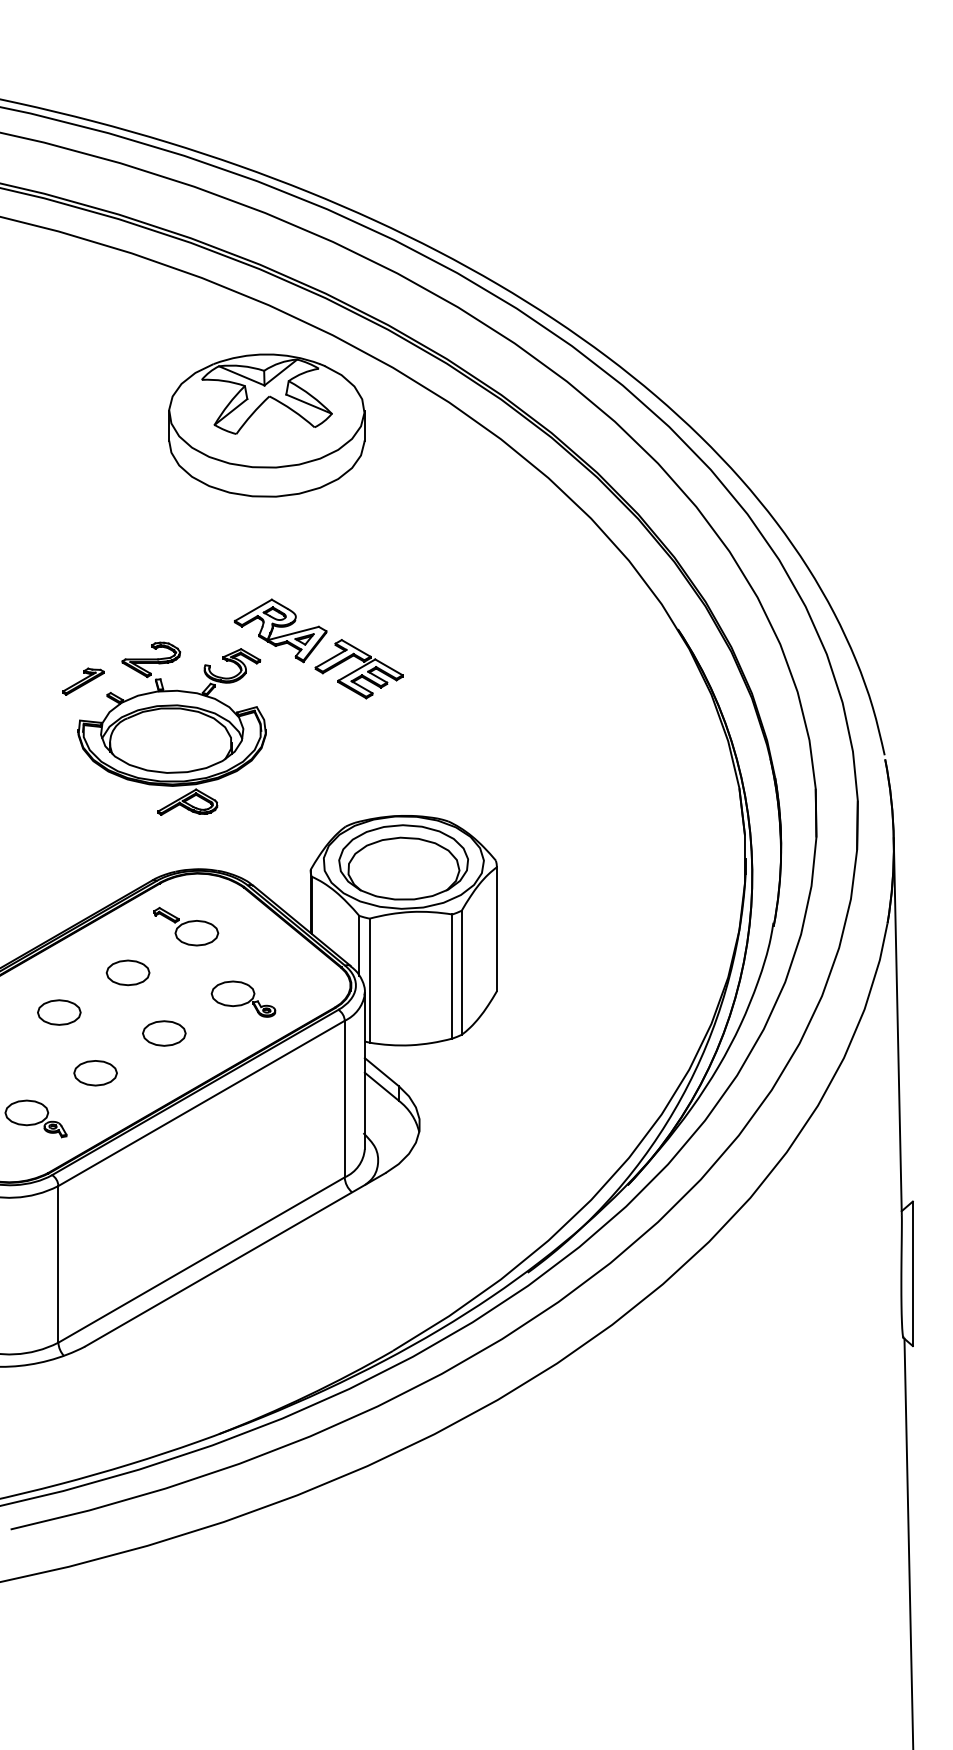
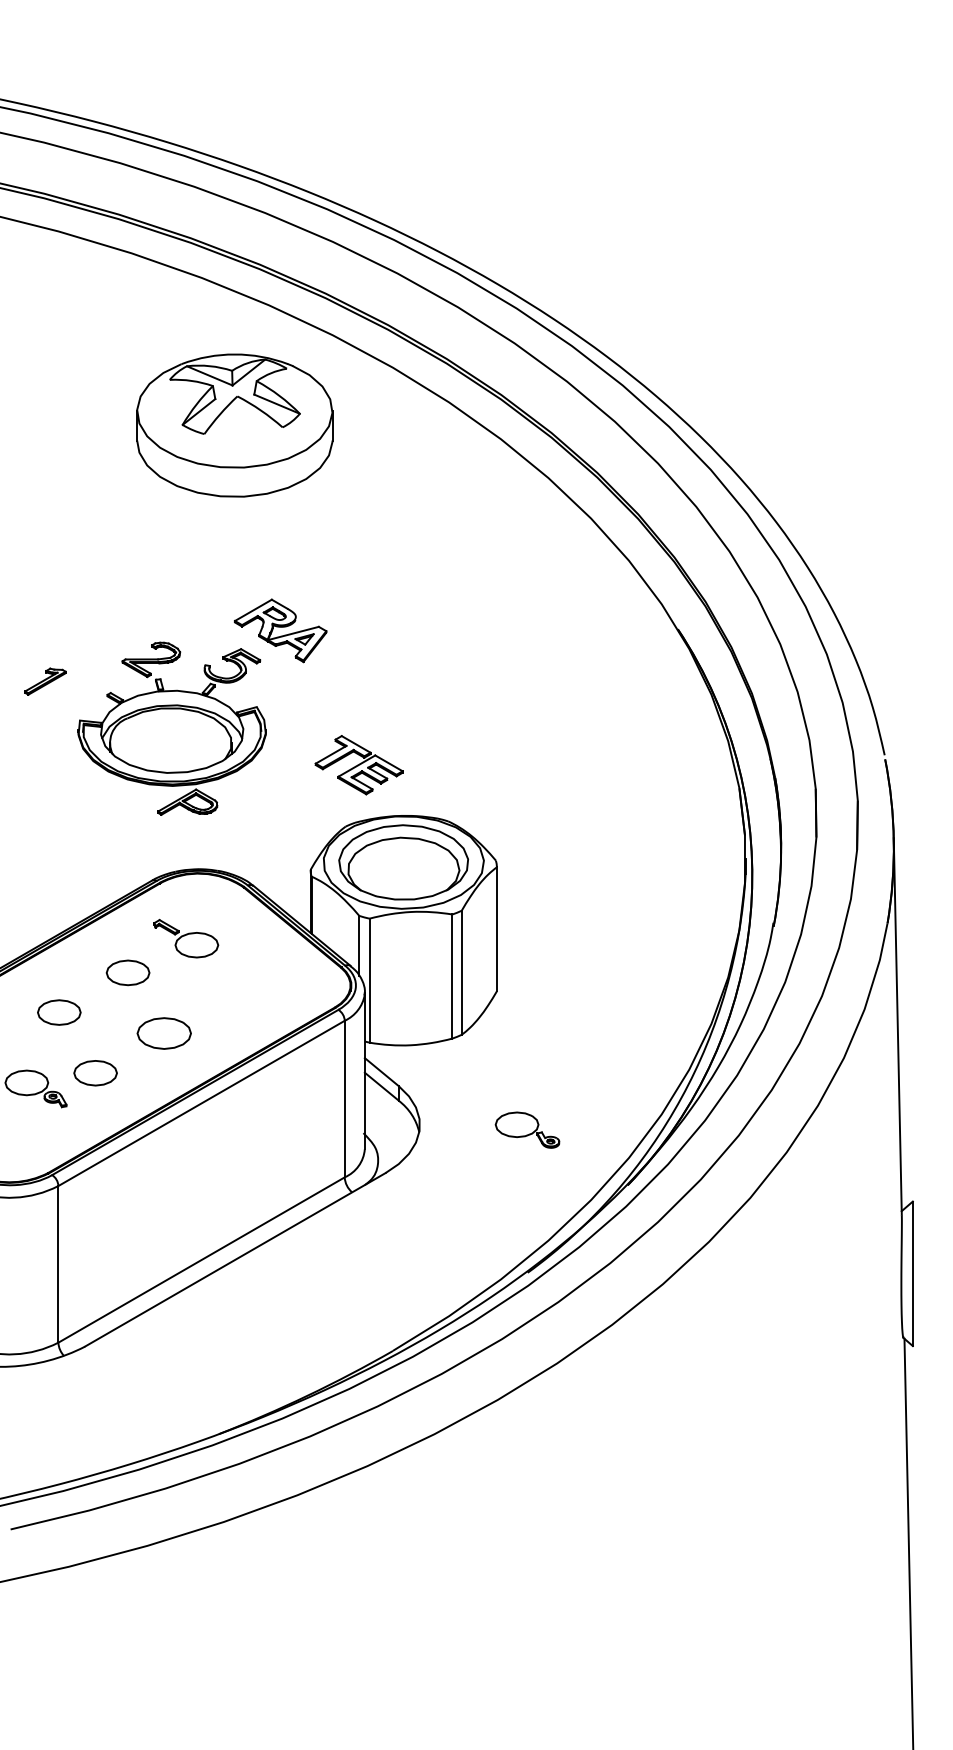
part position: (266, 425) -> (234, 425) (234, 425)
part position: (358, 669) -> (358, 765) (358, 765)
part position: (83, 681) -> (45, 681) (45, 681)
part position: (186, 926) -> (186, 938) (186, 938)
part position: (243, 998) -> (527, 1129) (527, 1129)
part size: 45x27 px -> 56x33 px (163, 1033)
part position: (35, 1118) -> (35, 1088) (35, 1088)
